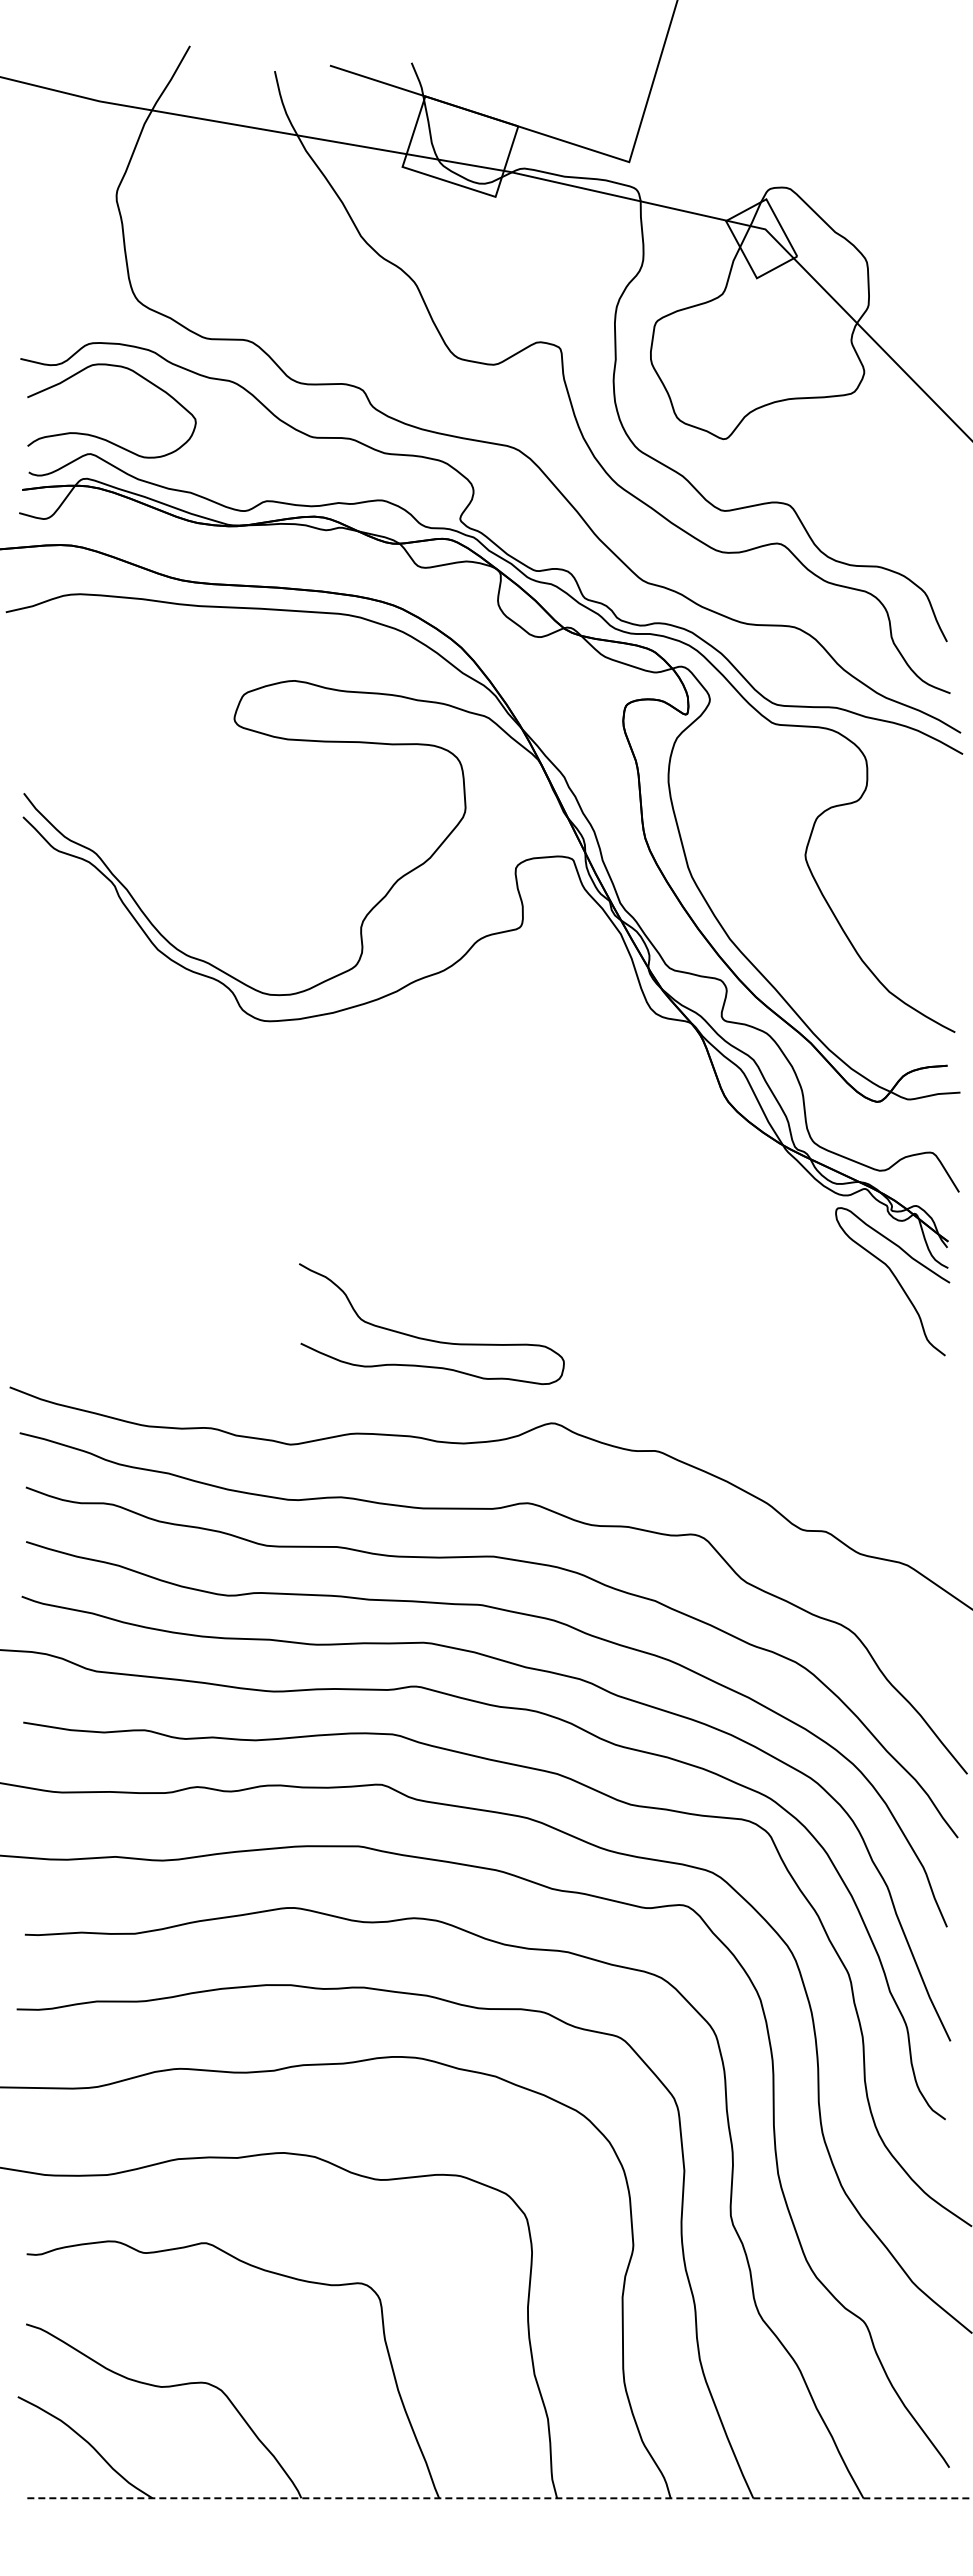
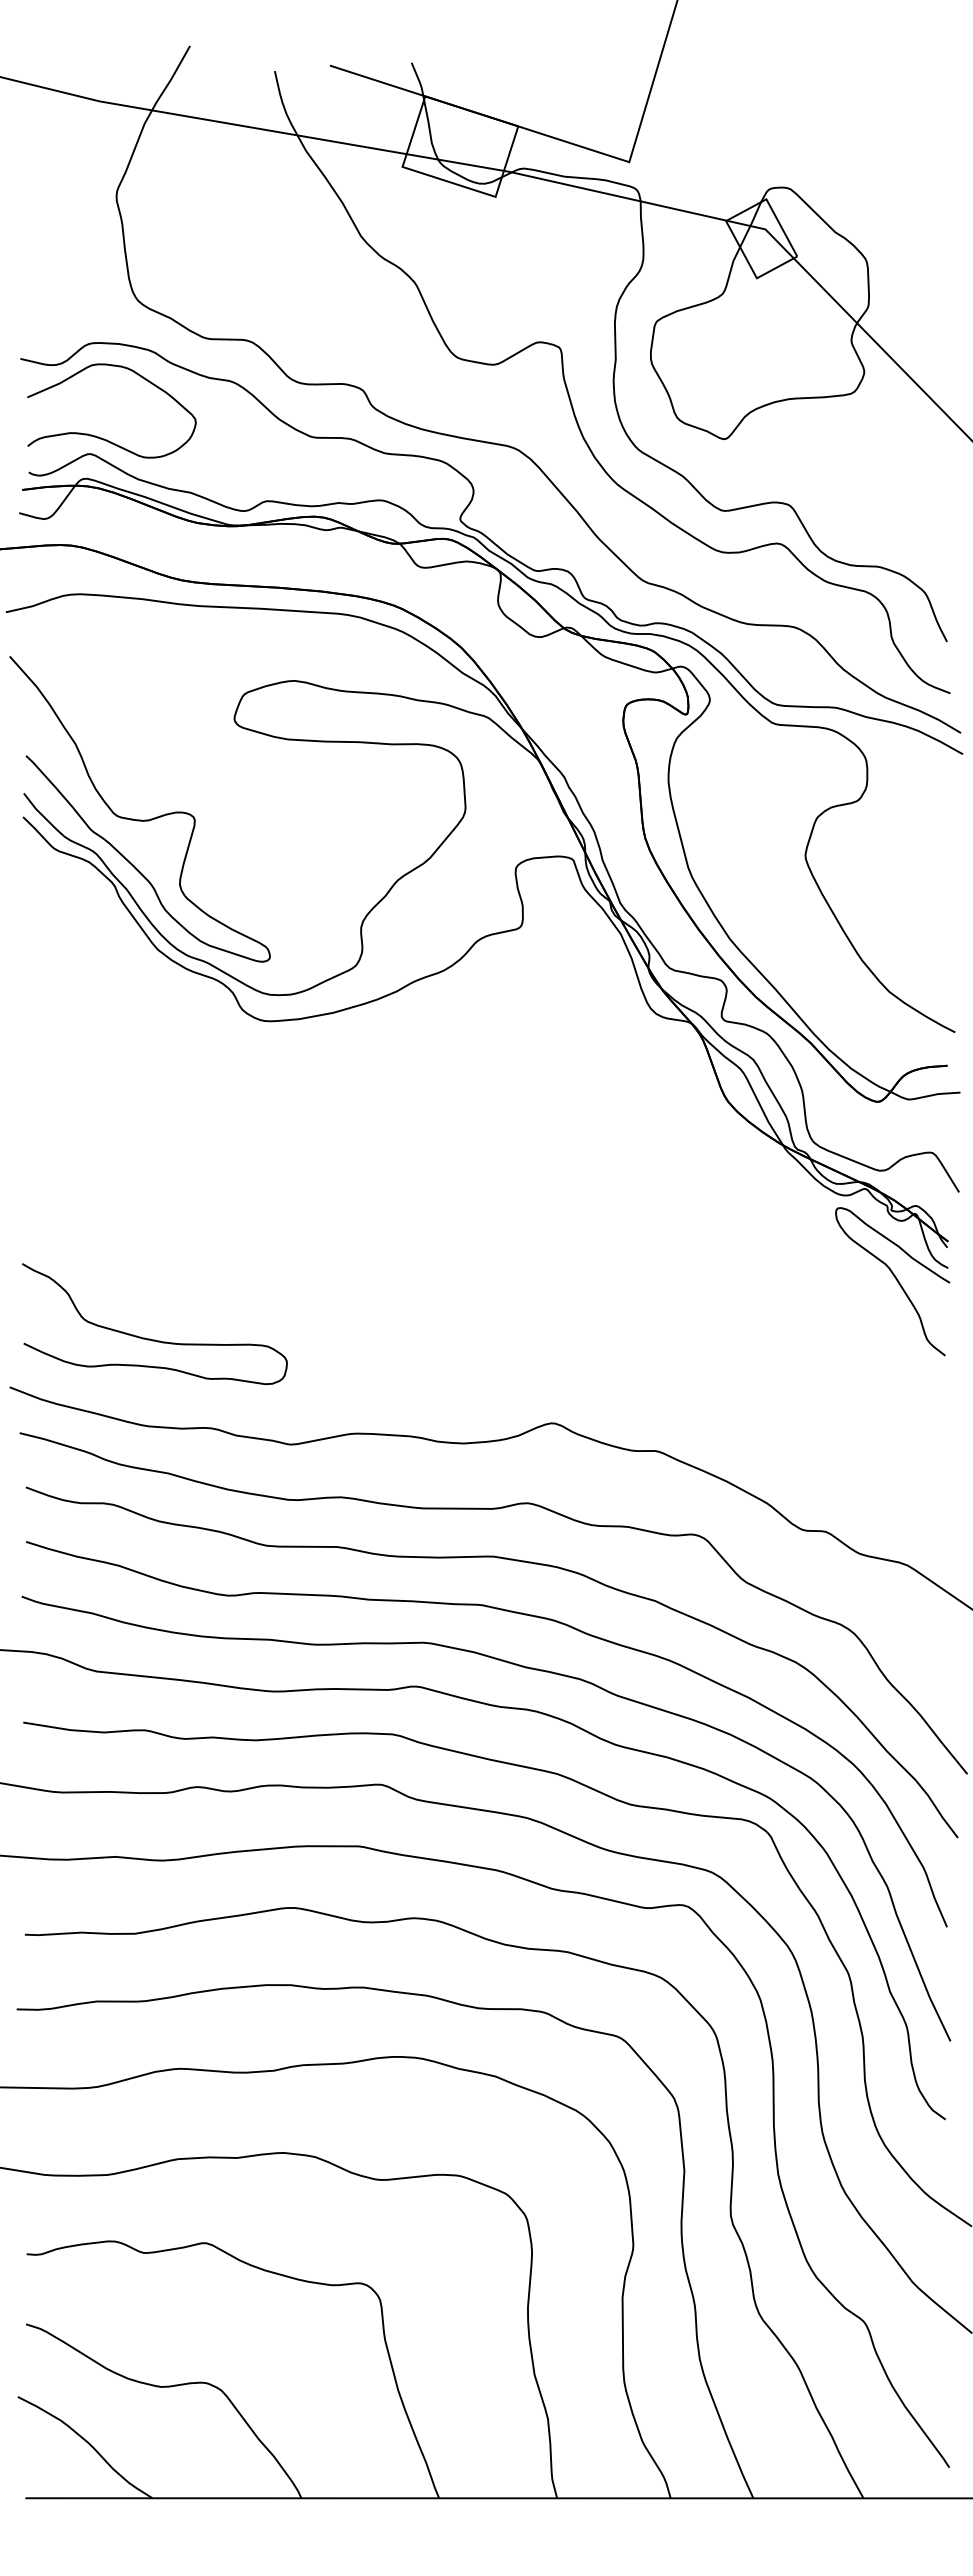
curve: none -> present (139, 819)
curve position: (427, 1338) -> (150, 1338) (150, 1338)
line: dashed -> solid (498, 2498)
